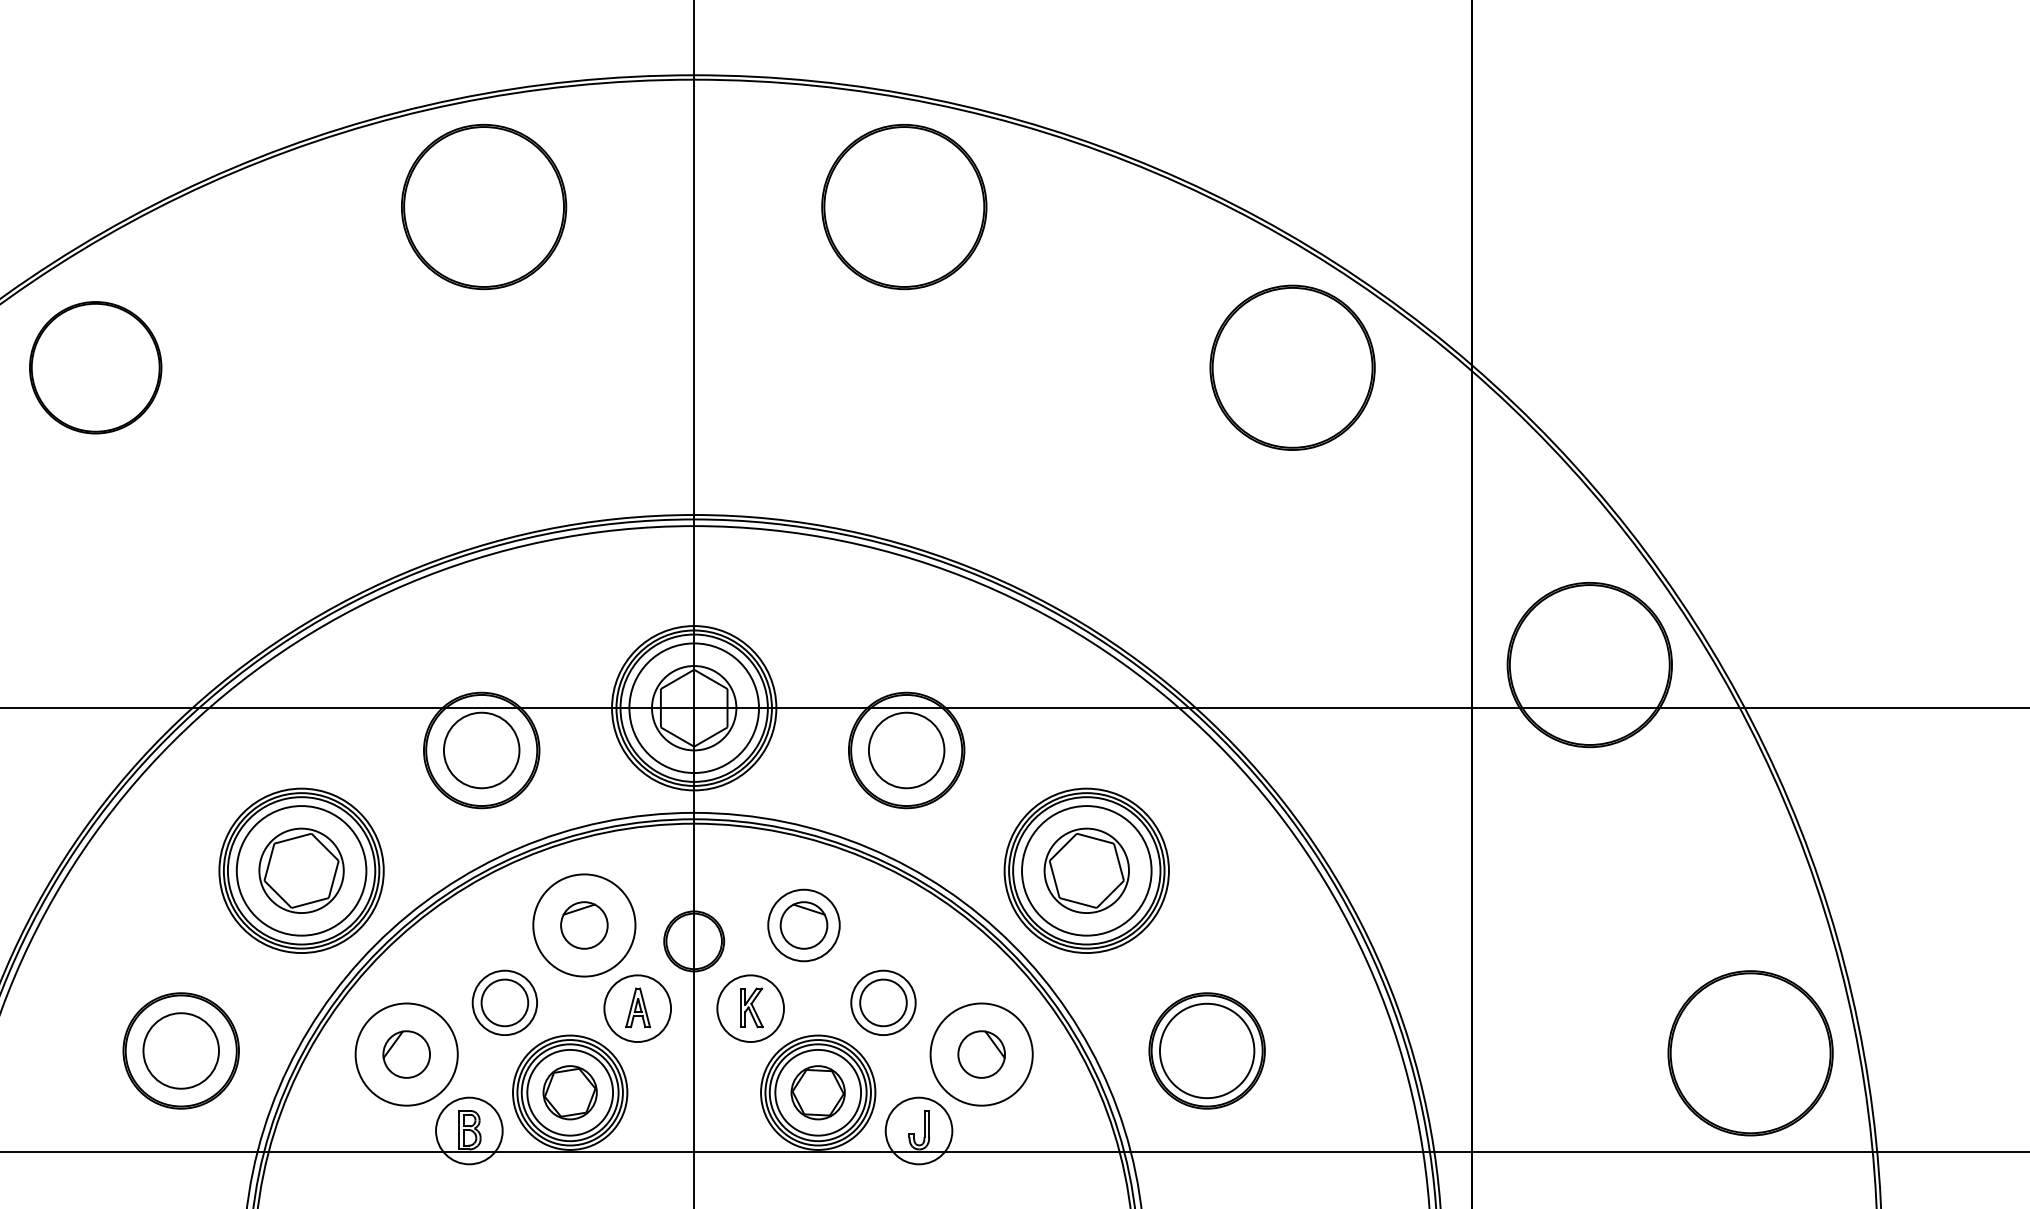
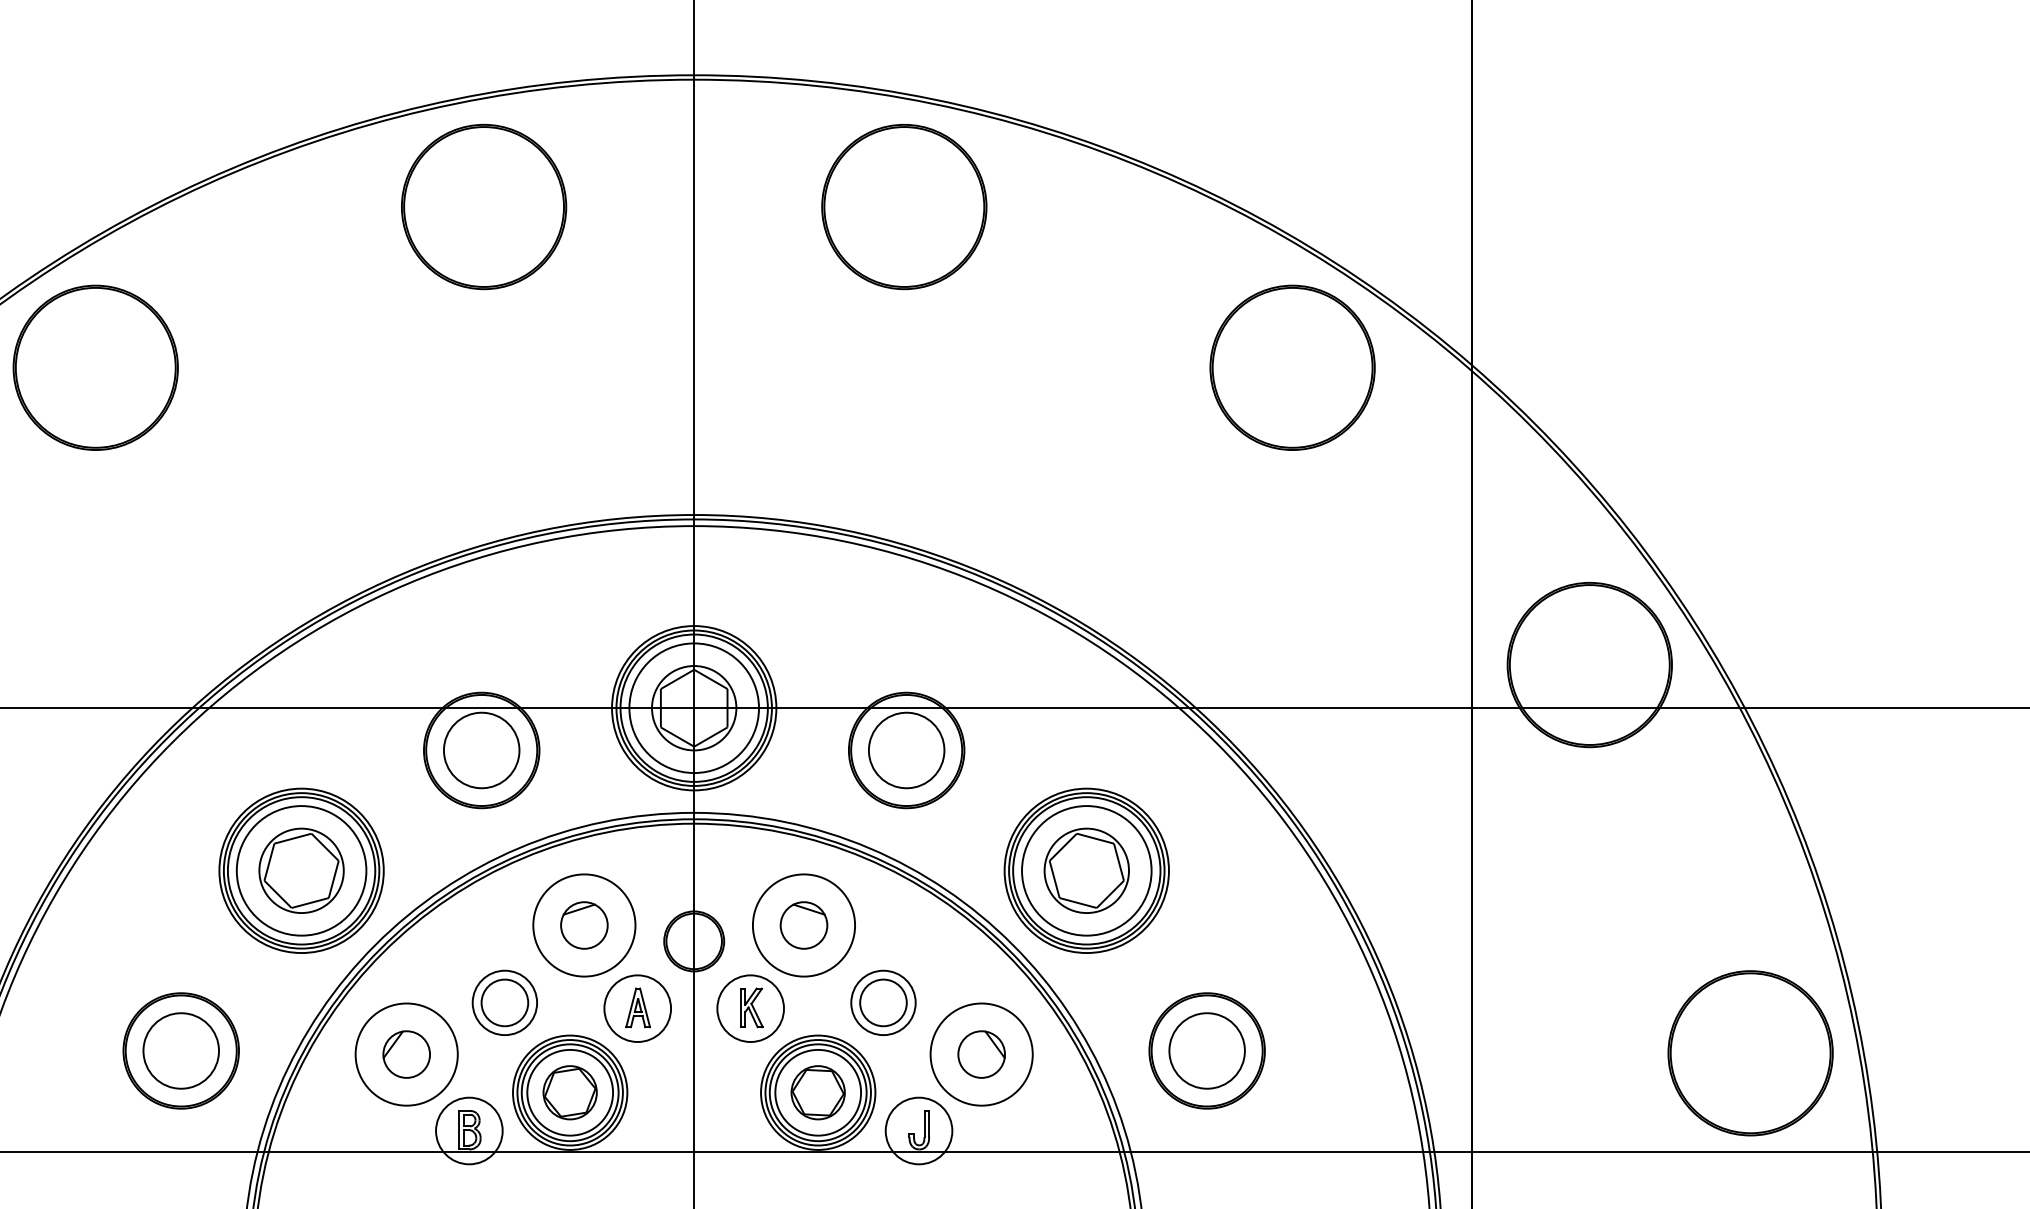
part size: 134x134 px -> 167x167 px (95, 367)
circle diameter: 72 px -> 102 px (803, 925)
circle diameter: 94 px -> 76 px (1206, 1050)
